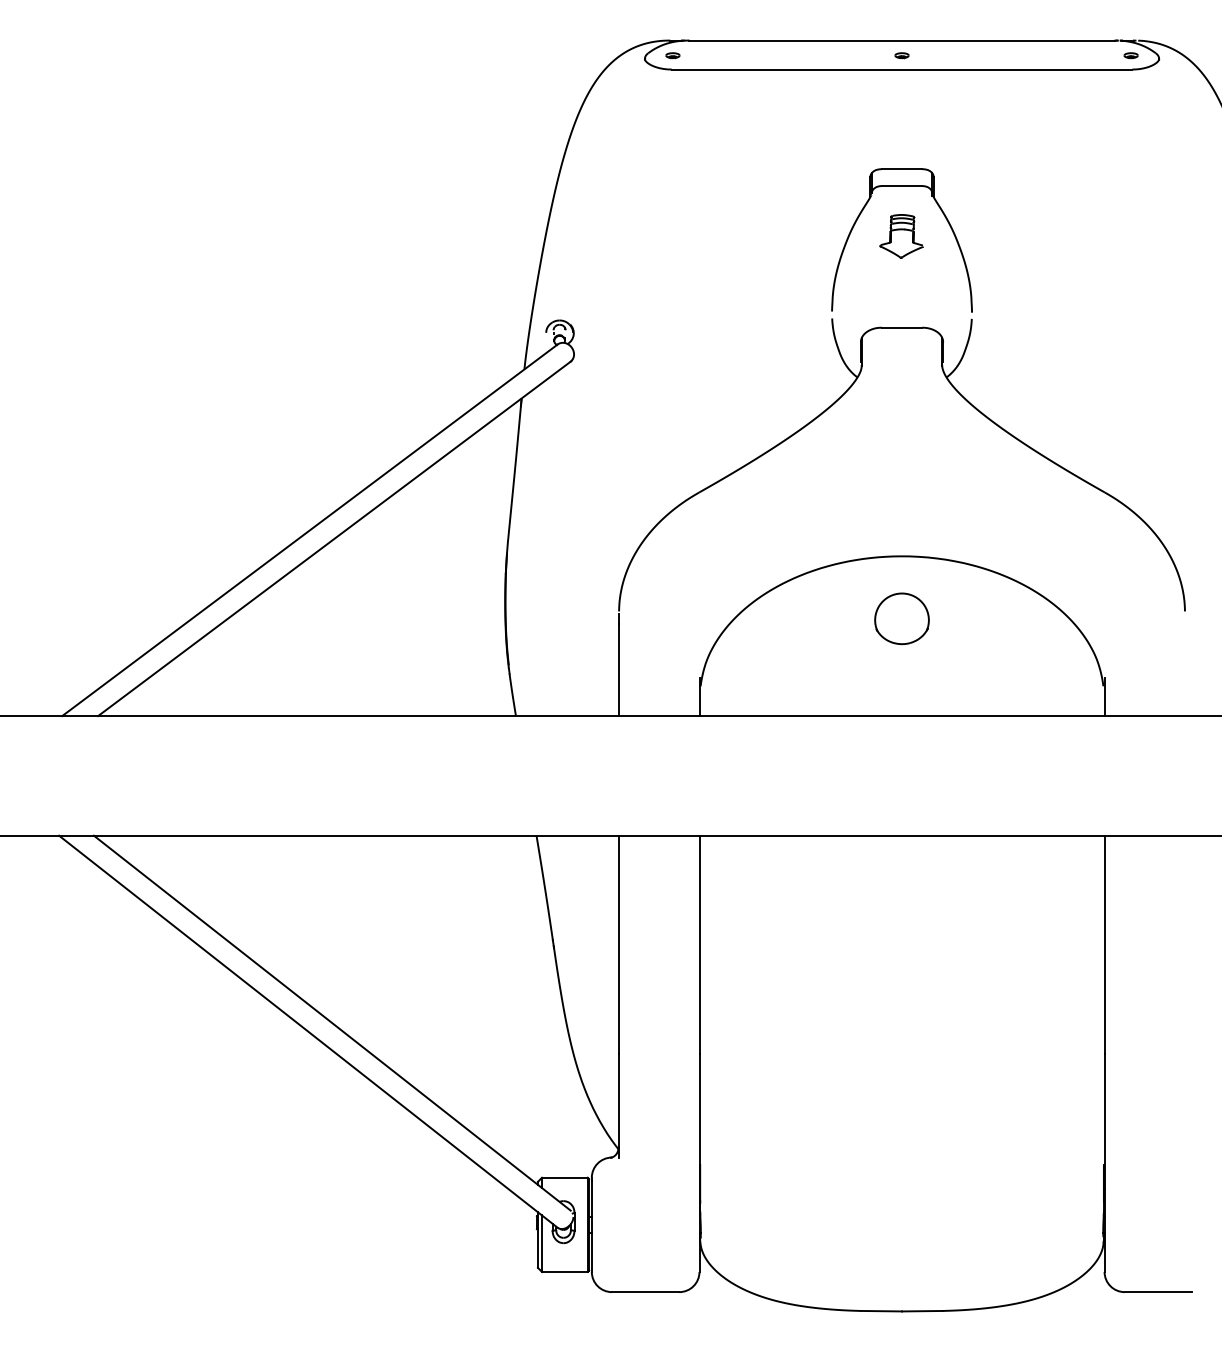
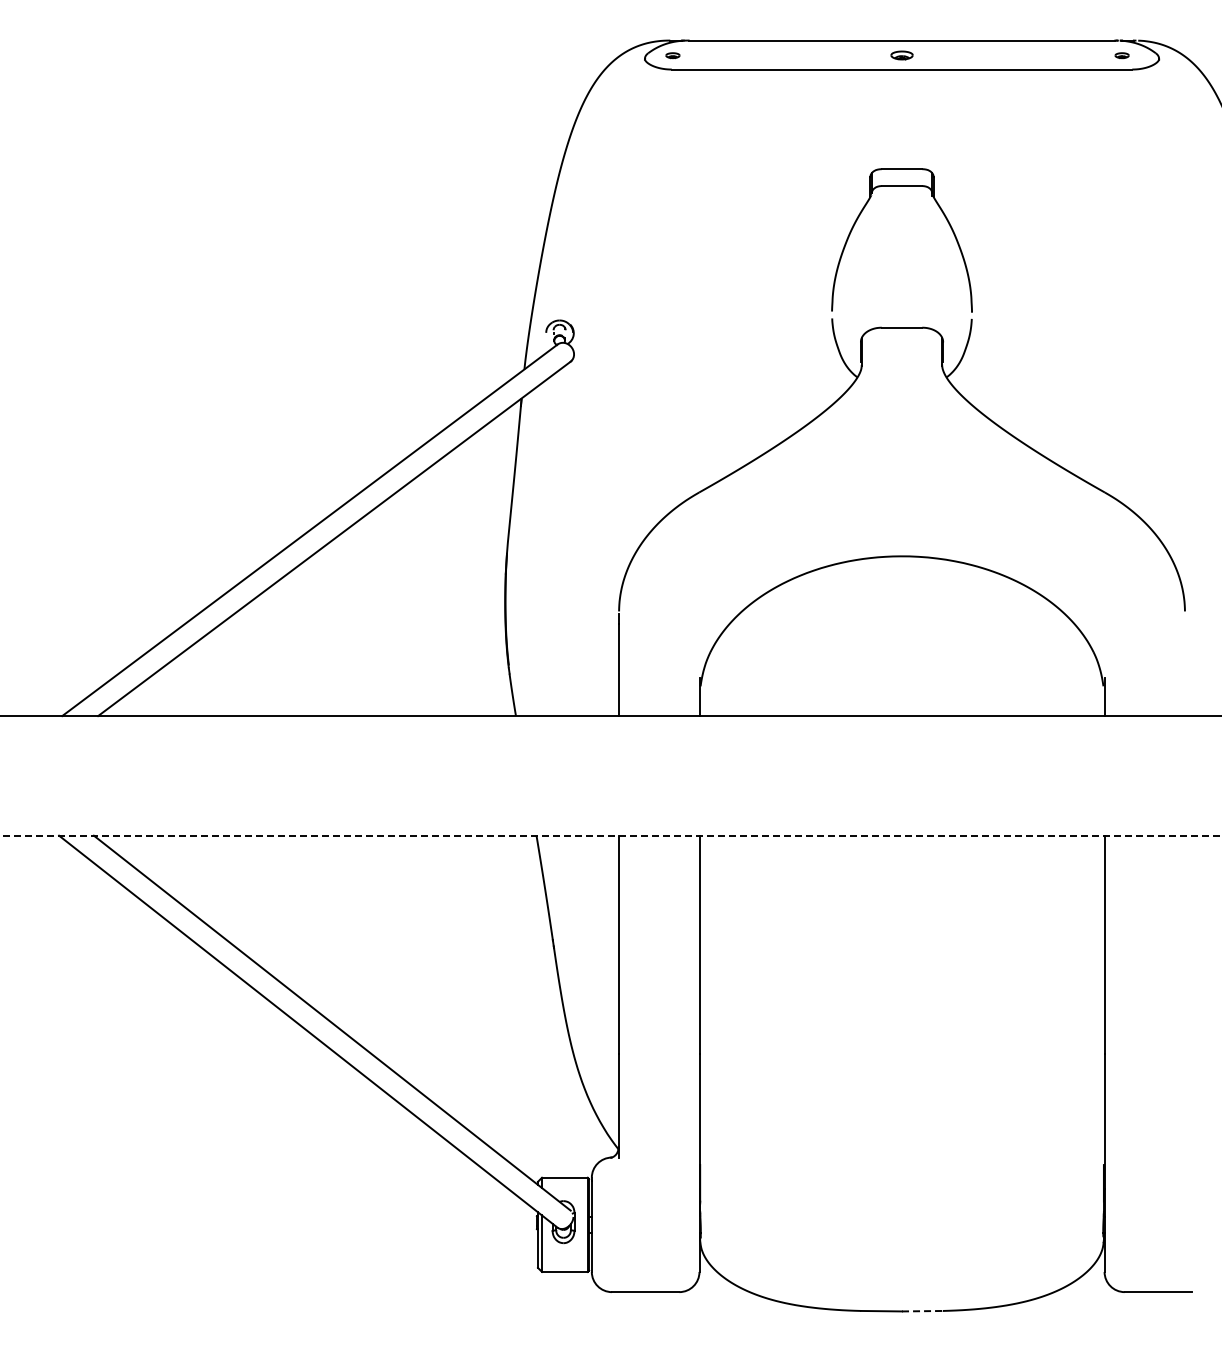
part size: 16x8 px -> 24x11 px (901, 55)
part position: (1130, 55) -> (1121, 55) (1121, 55)
part: present -> none (901, 236)
part: present -> none (901, 618)
line: solid -> dashed (611, 835)
line: solid -> dashed (922, 1311)
